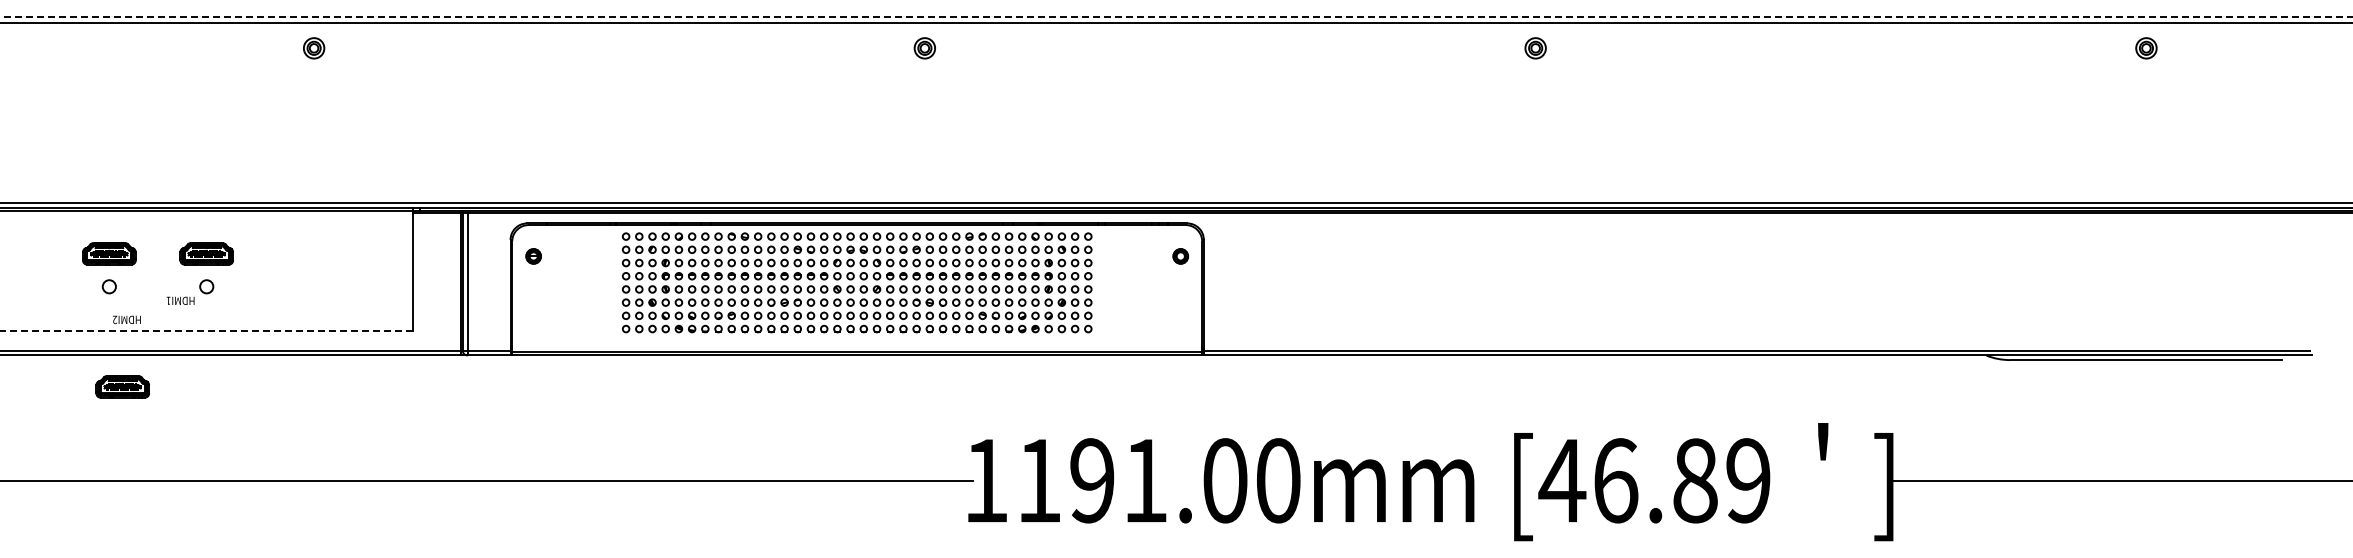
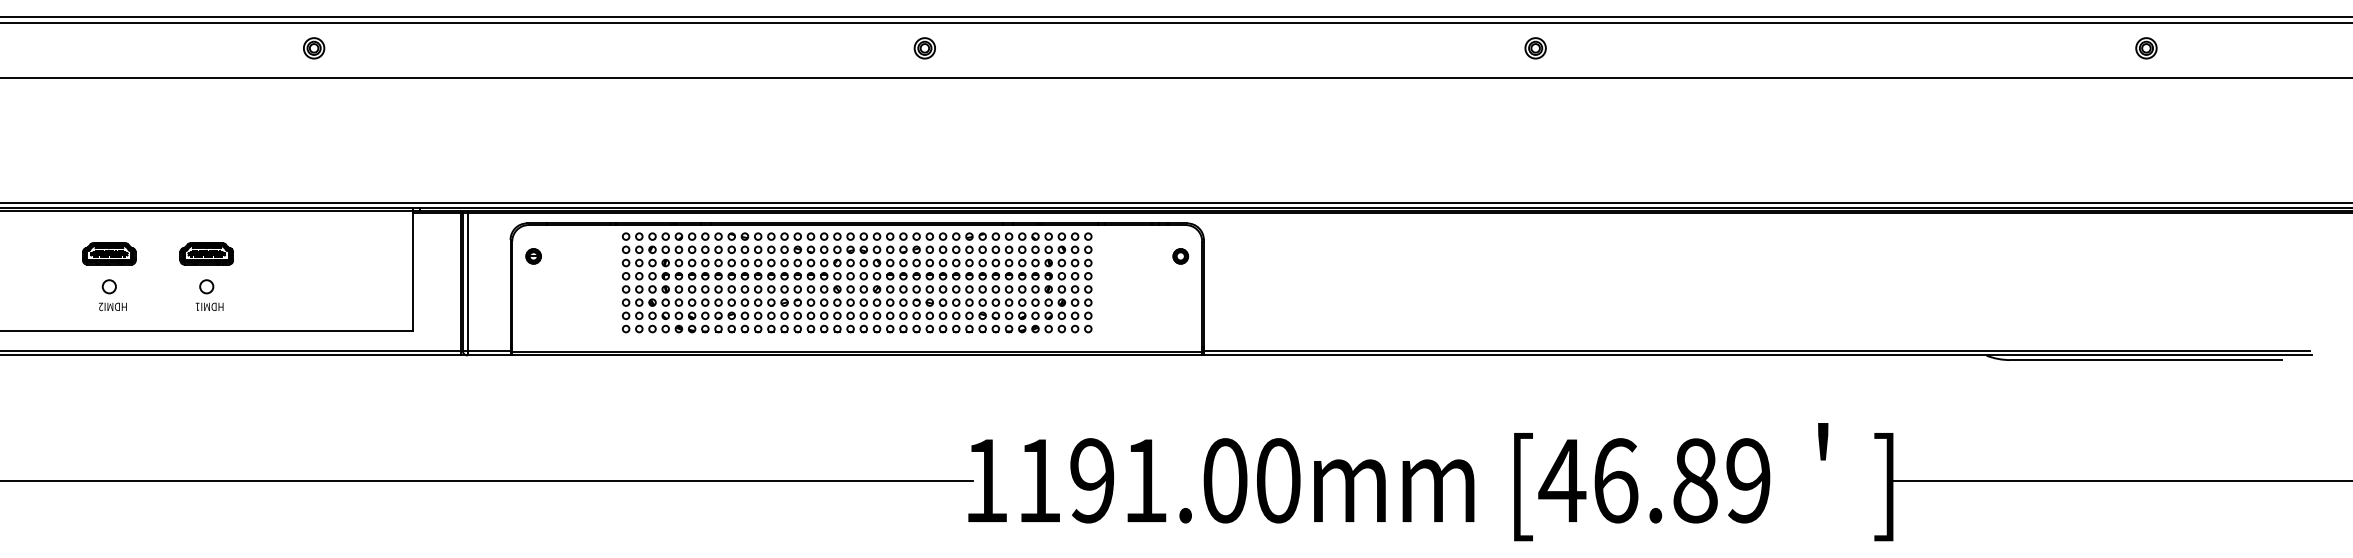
line: dashed -> solid (1176, 16)
line: none -> present (1175, 77)
text position: (180, 300) -> (209, 306) (209, 306)
text position: (126, 319) -> (112, 306) (112, 306)
line: dashed -> solid (206, 330)
part: present -> none (122, 386)
